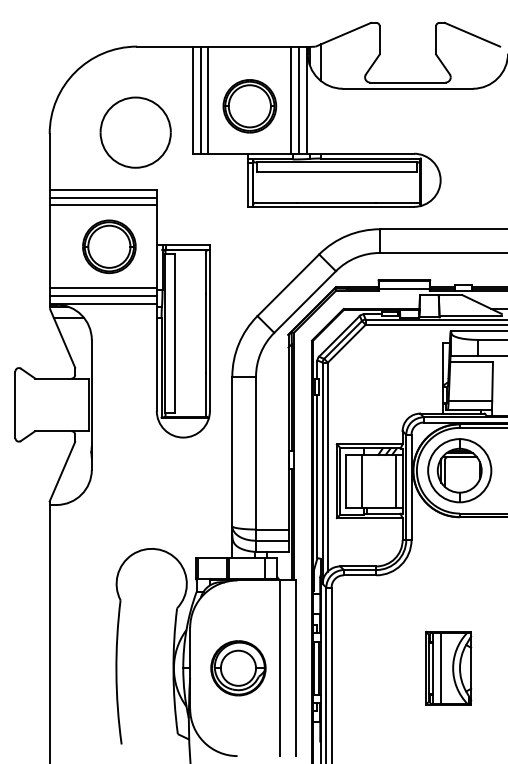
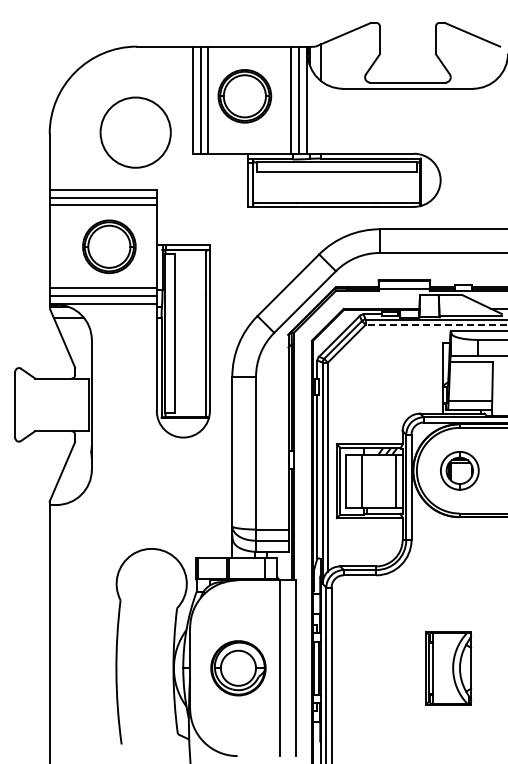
part position: (249, 106) -> (244, 96) (244, 96)
line: solid -> dashed (436, 324)
part size: 66x66 px -> 40x40 px (459, 470)
line: present -> none (441, 668)
